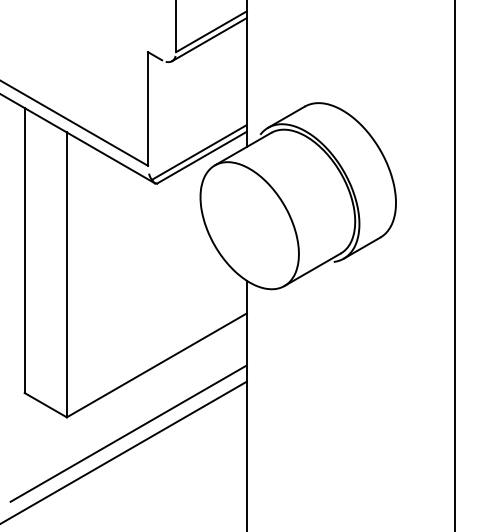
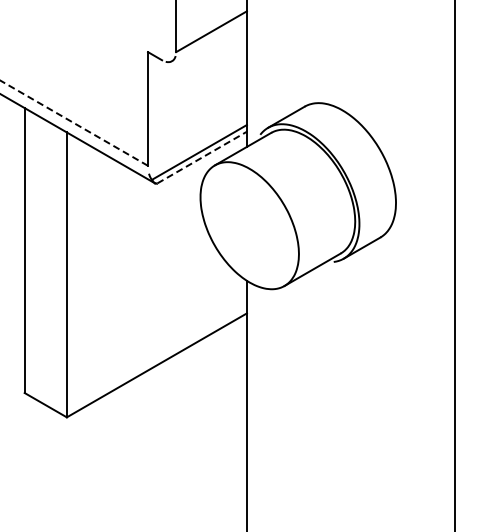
line: present -> none (209, 39)
line: solid -> dashed (73, 122)
line: solid -> dashed (202, 157)
line: present -> none (128, 433)
line: present -> none (124, 451)
